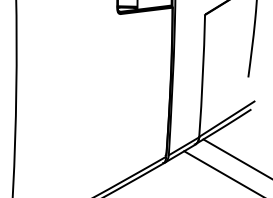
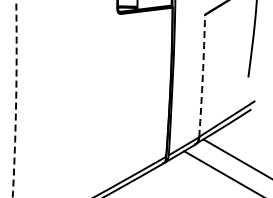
arc: solid -> dashed (202, 76)
arc: solid -> dashed (16, 98)
